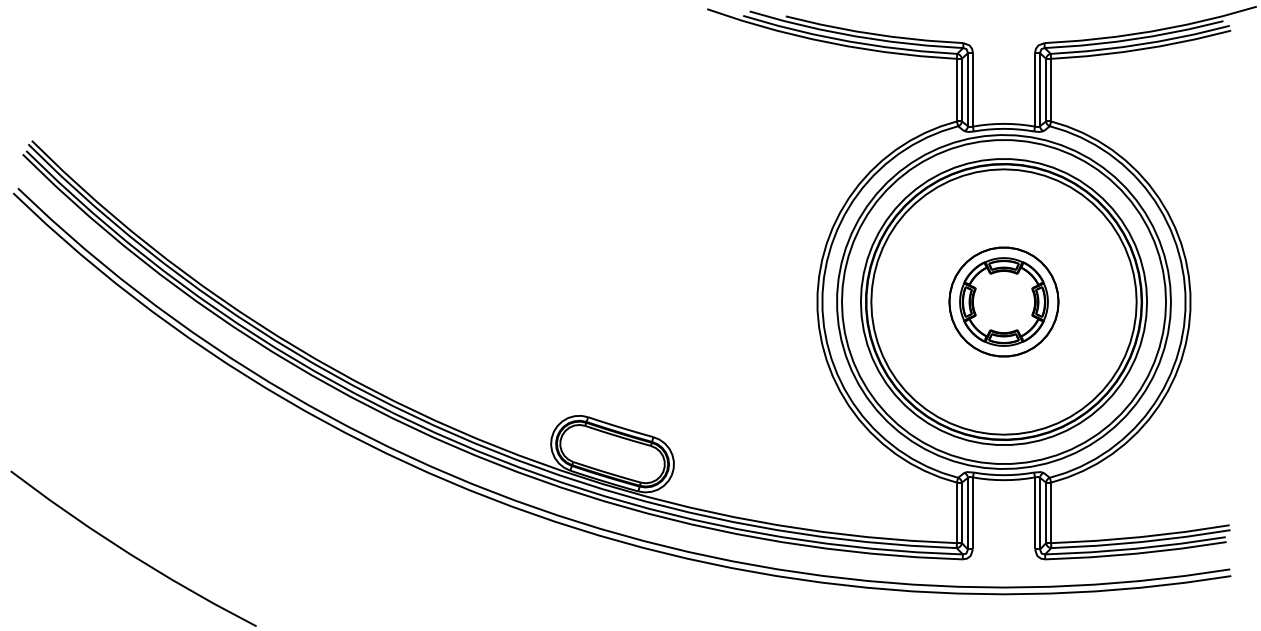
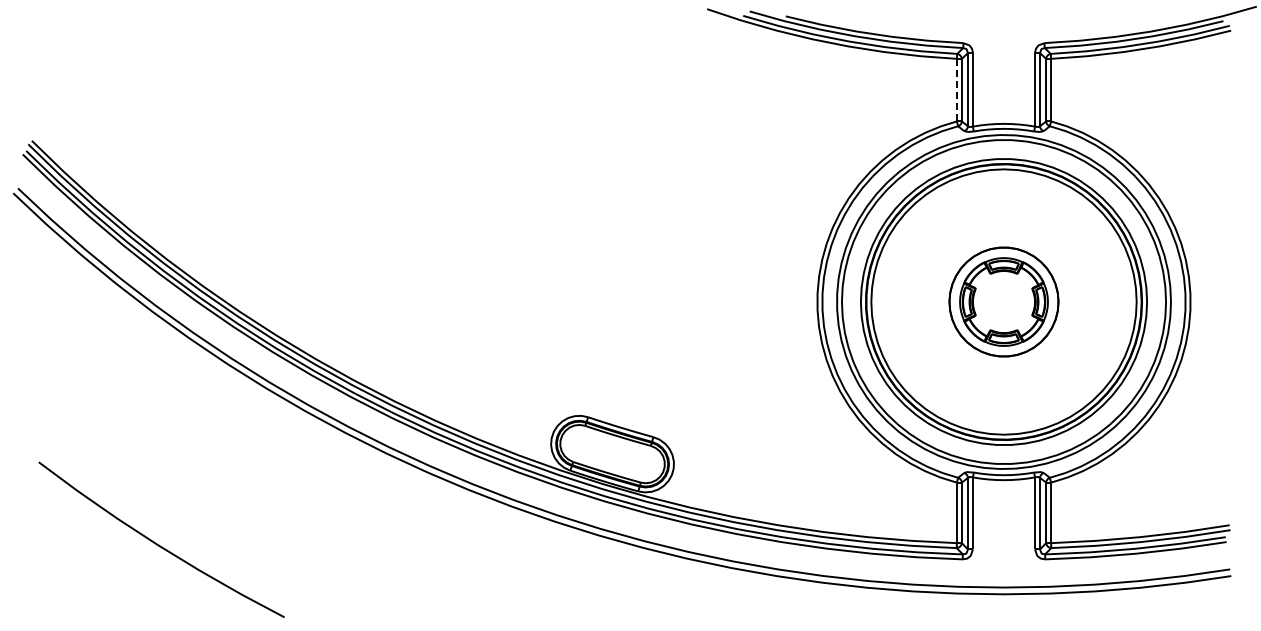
line: solid -> dashed (956, 89)
curve position: (131, 553) -> (159, 544) (159, 544)
